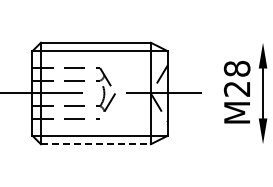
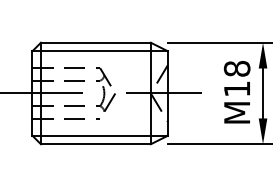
line: none -> present (218, 42)
text: M28 -> M18 (236, 88)
line: dashed -> solid (95, 144)
line: none -> present (218, 144)
